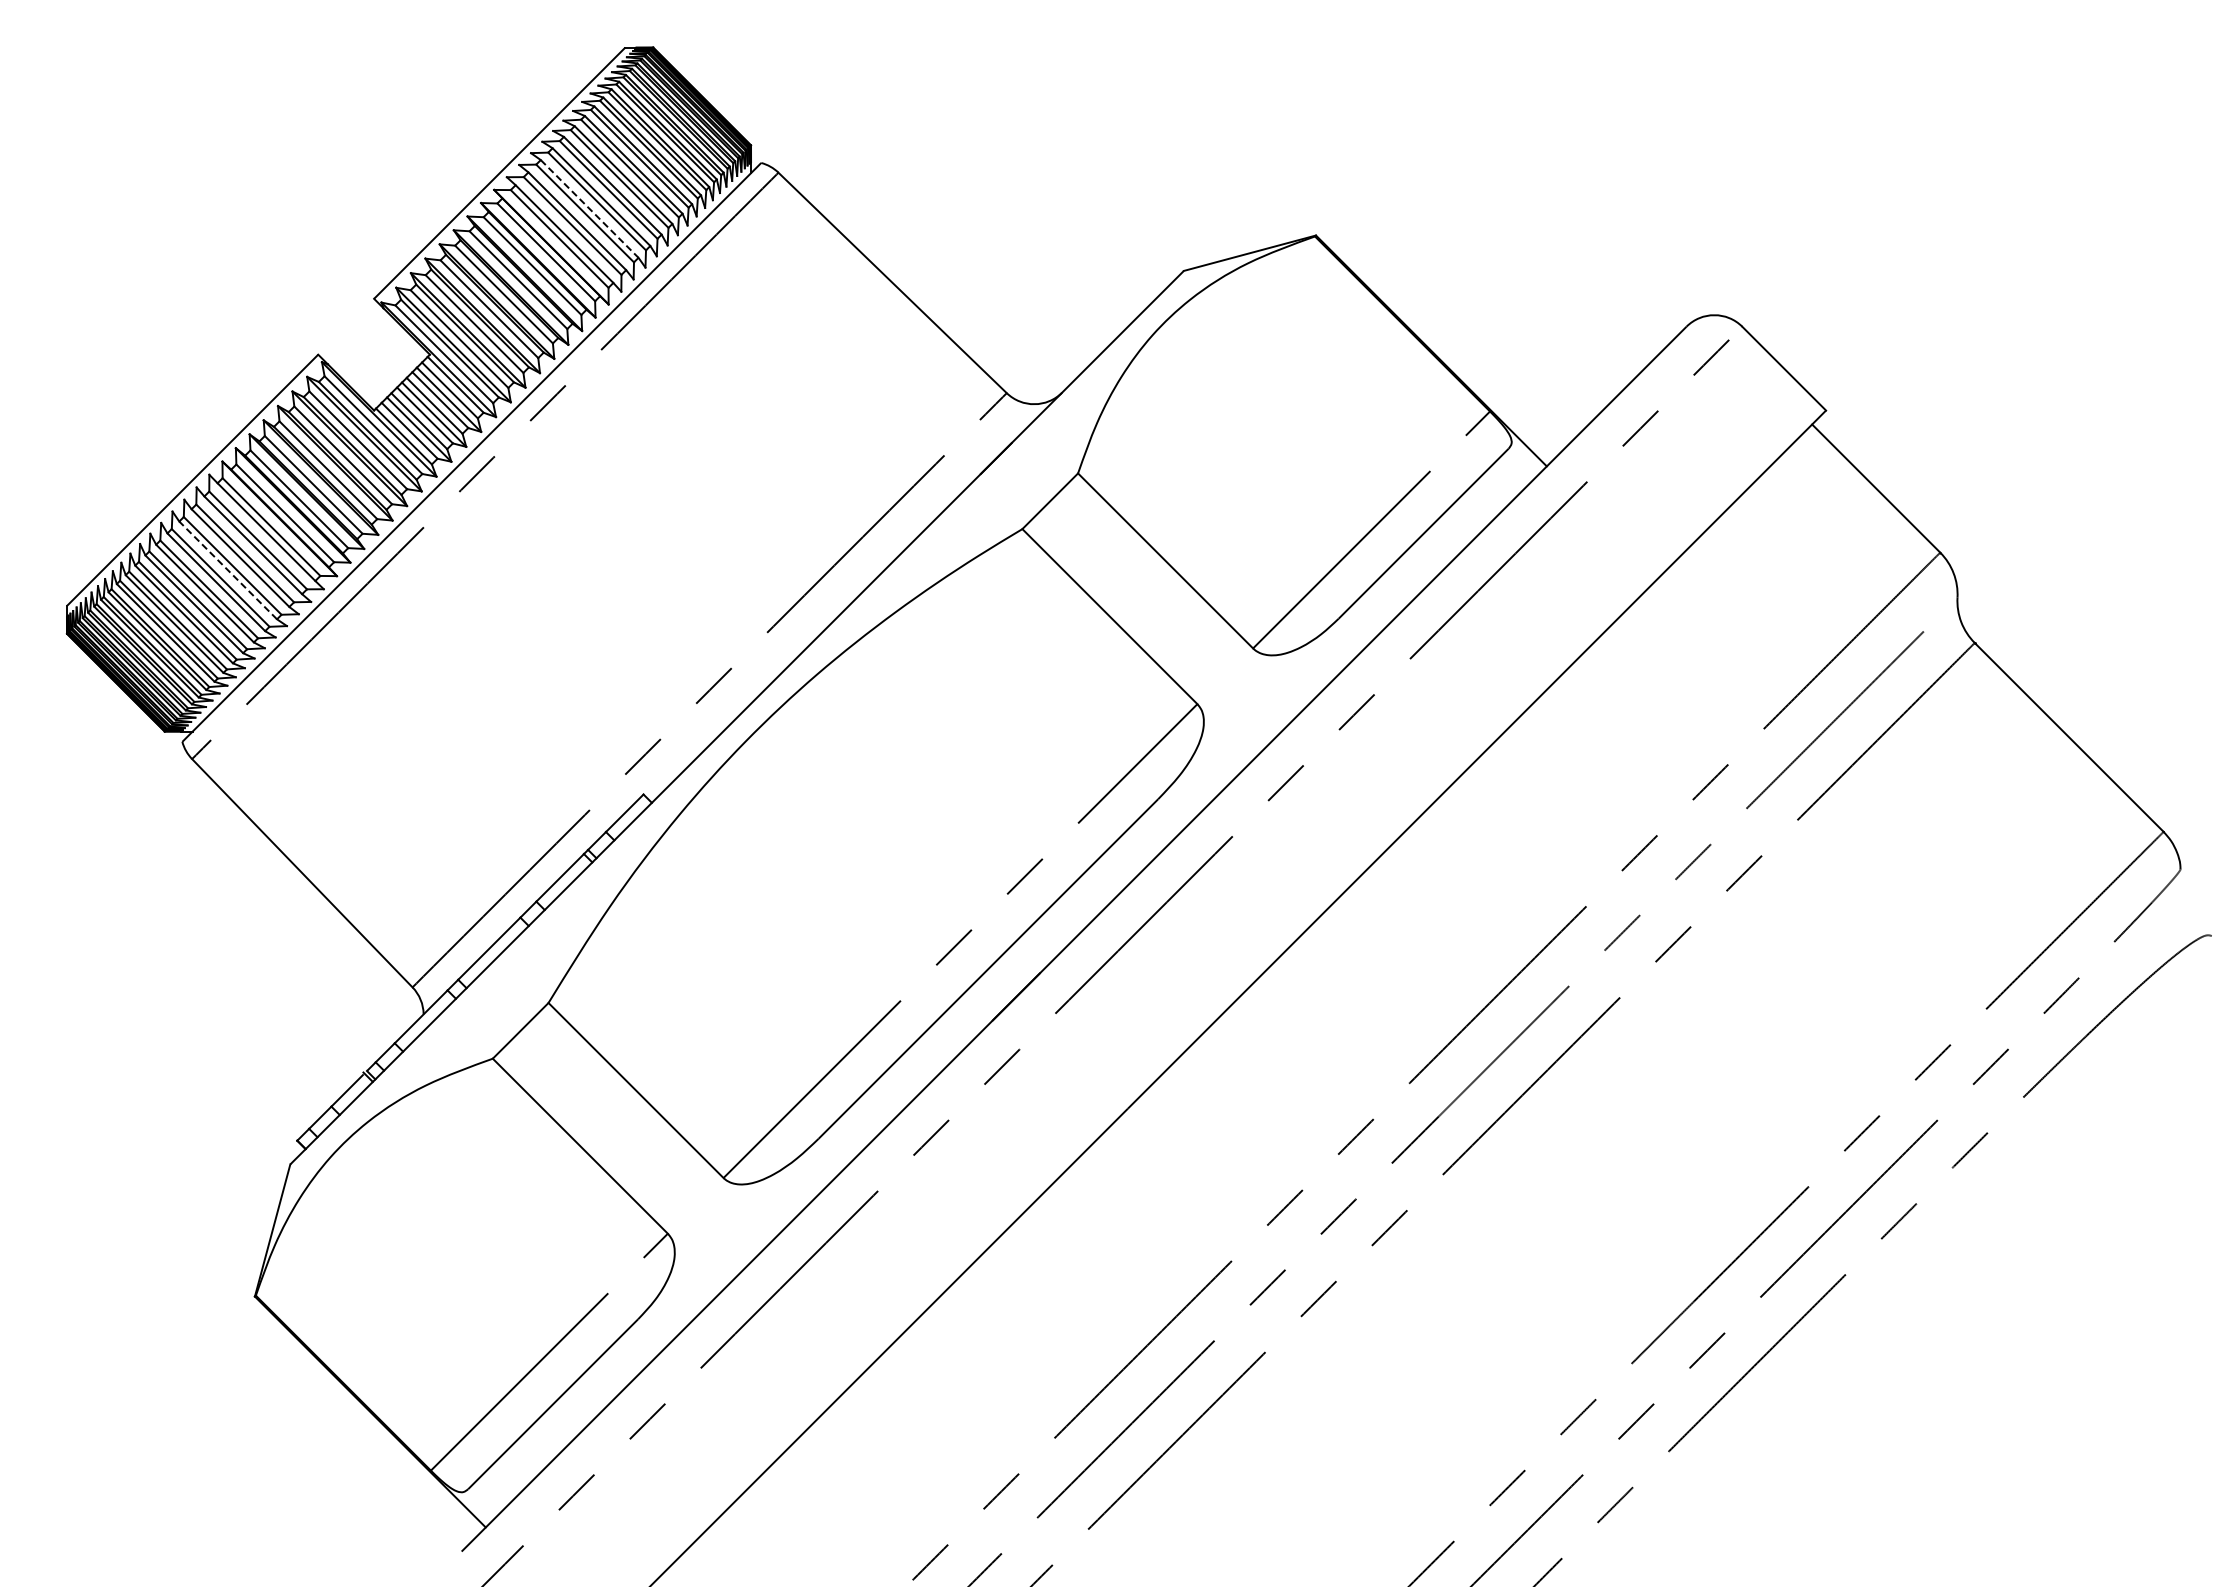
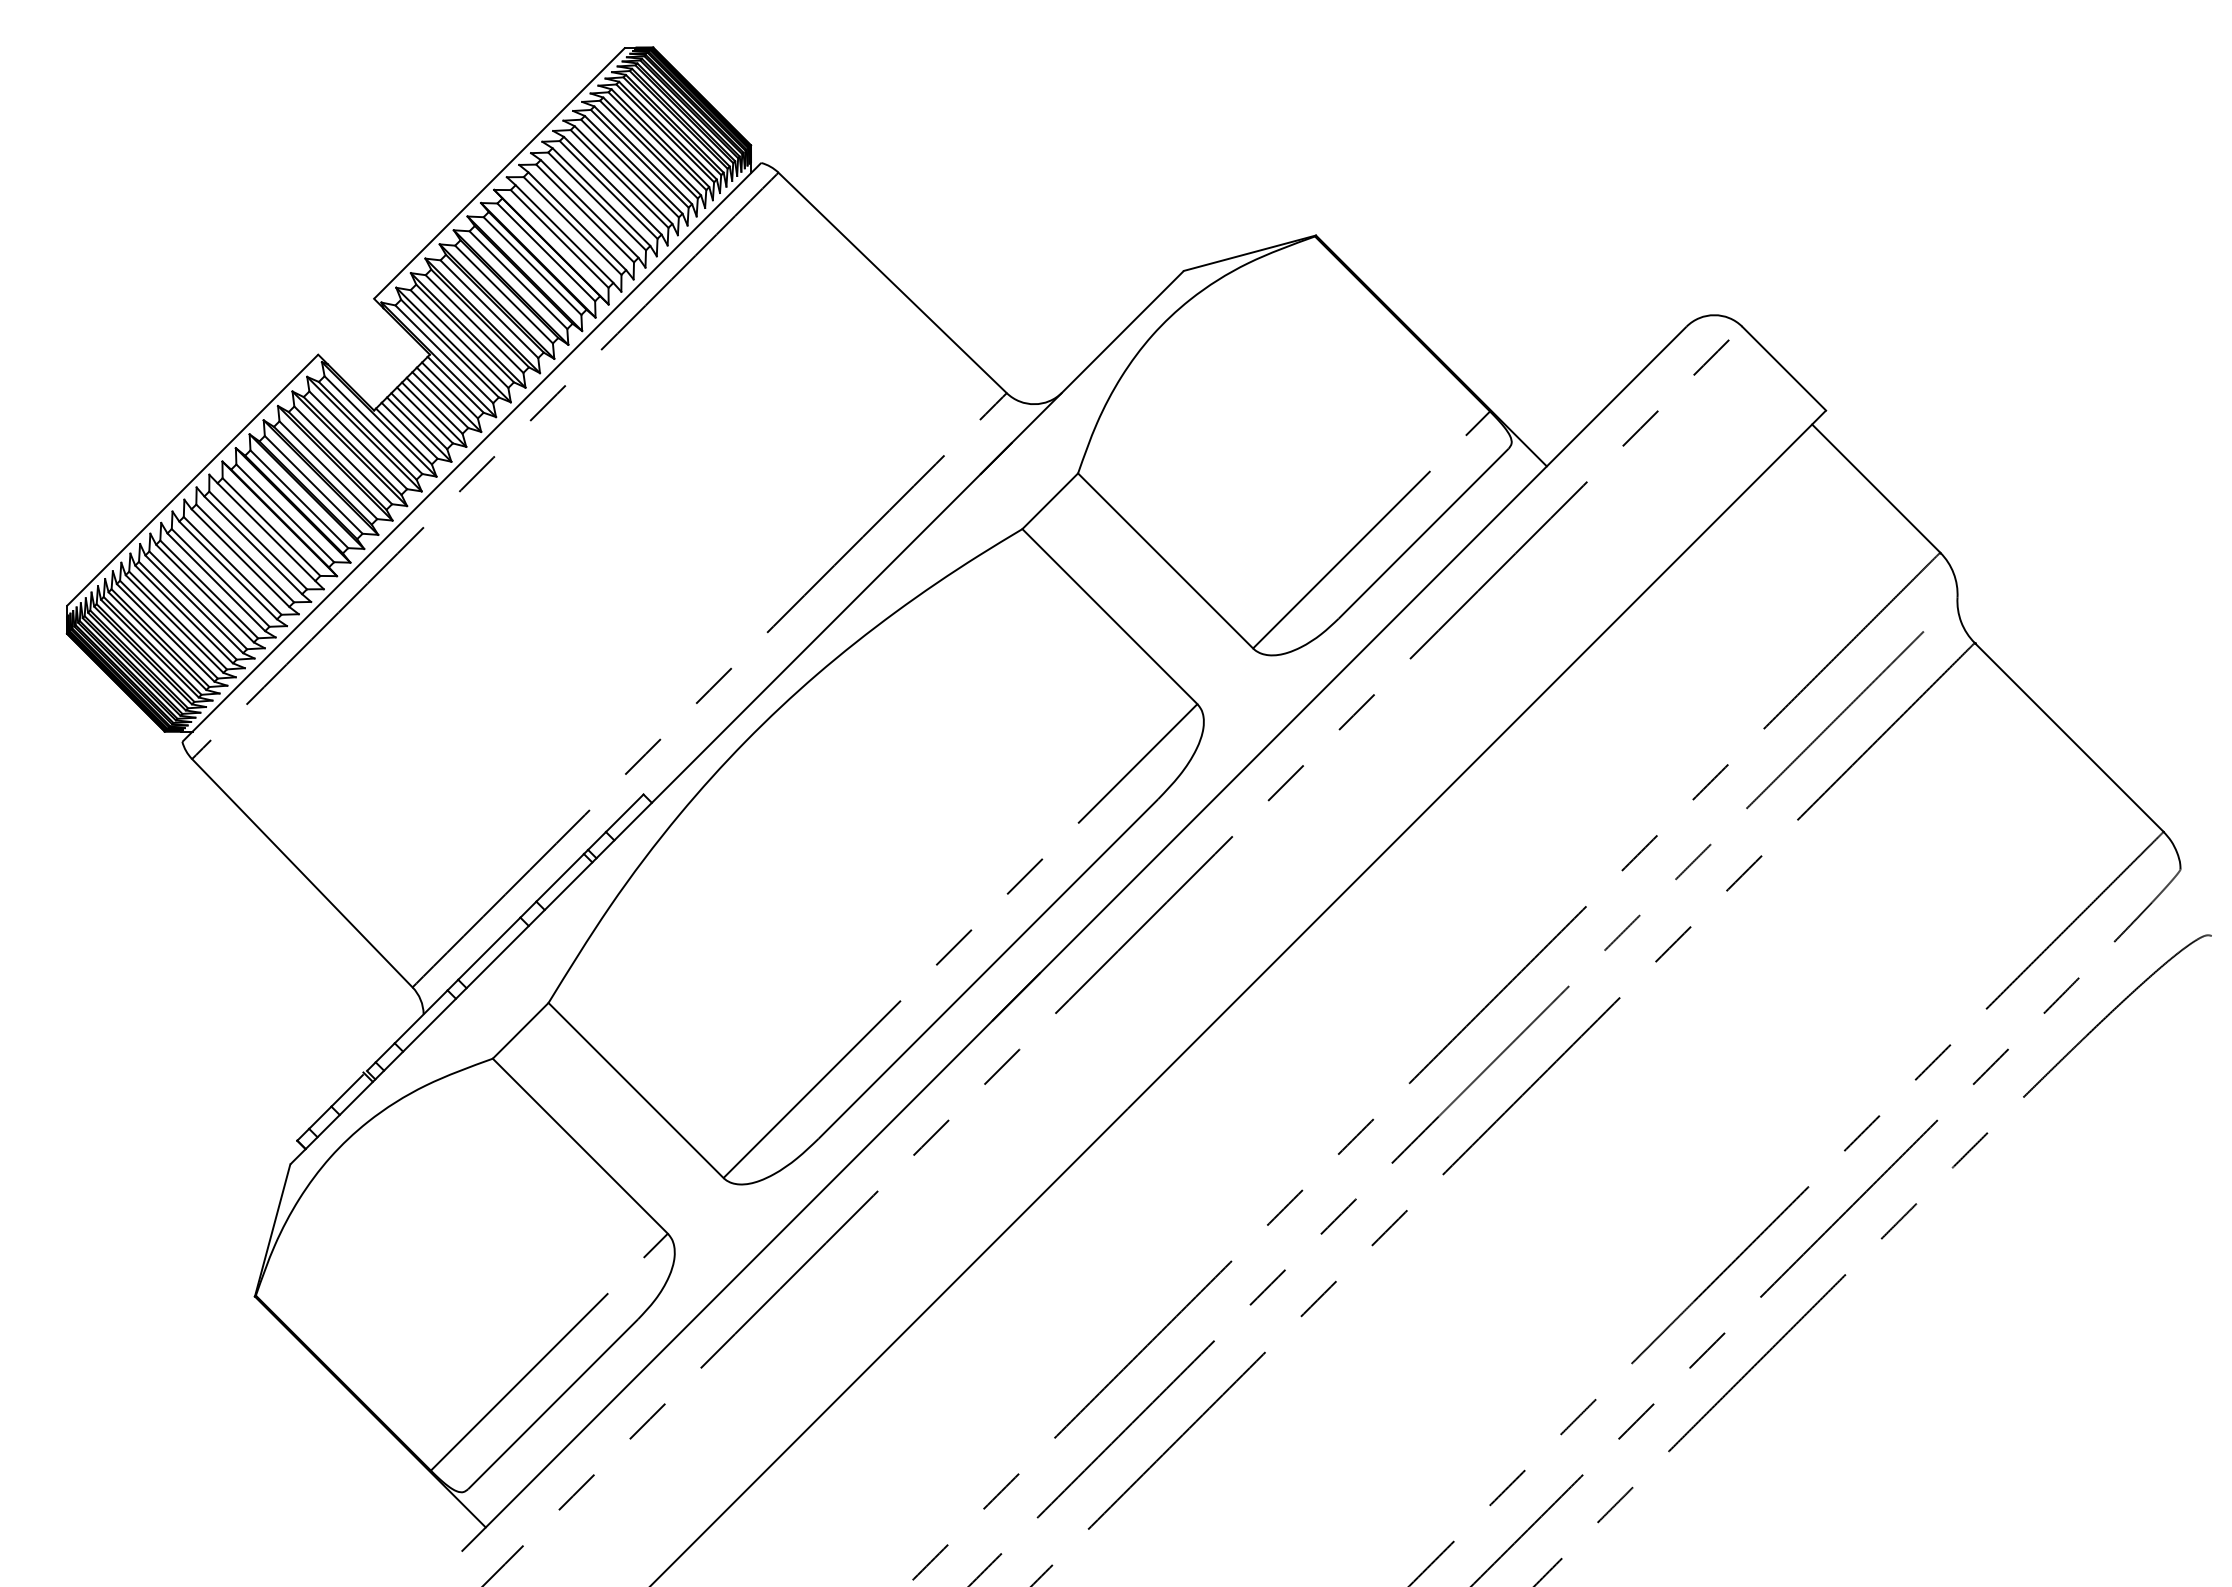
line: dashed -> solid (590, 209)
line: dashed -> solid (227, 570)
